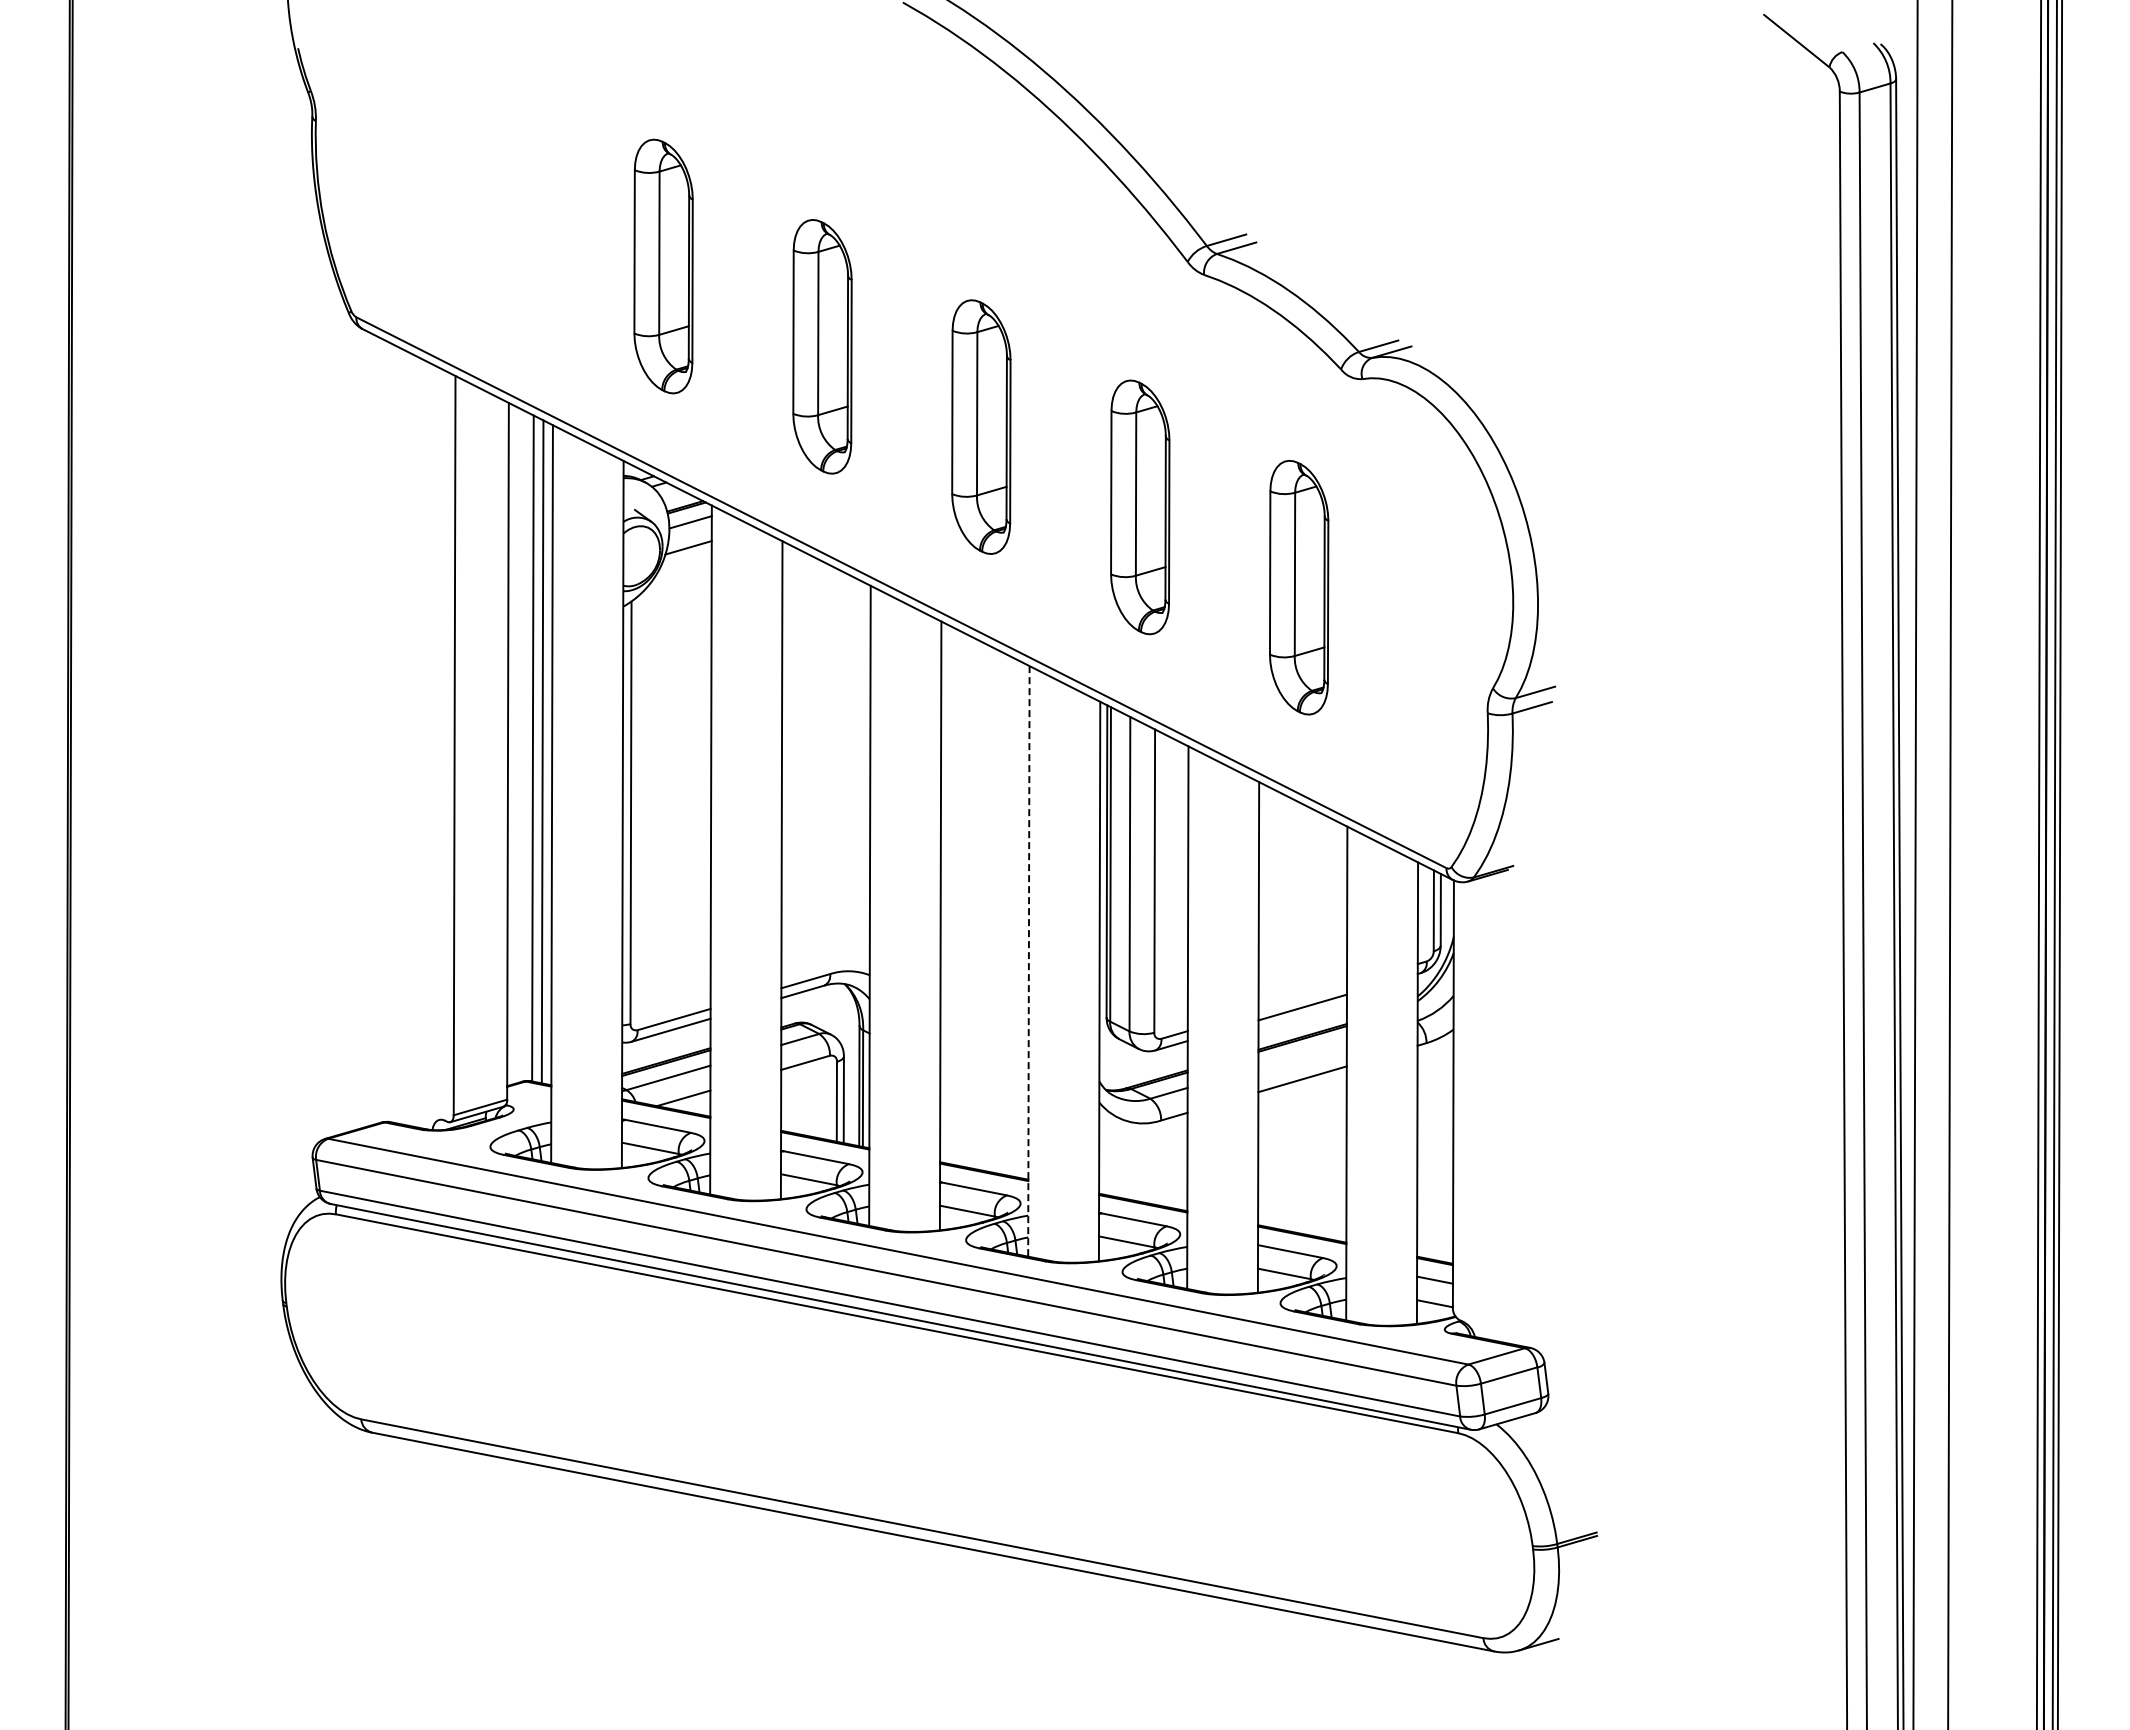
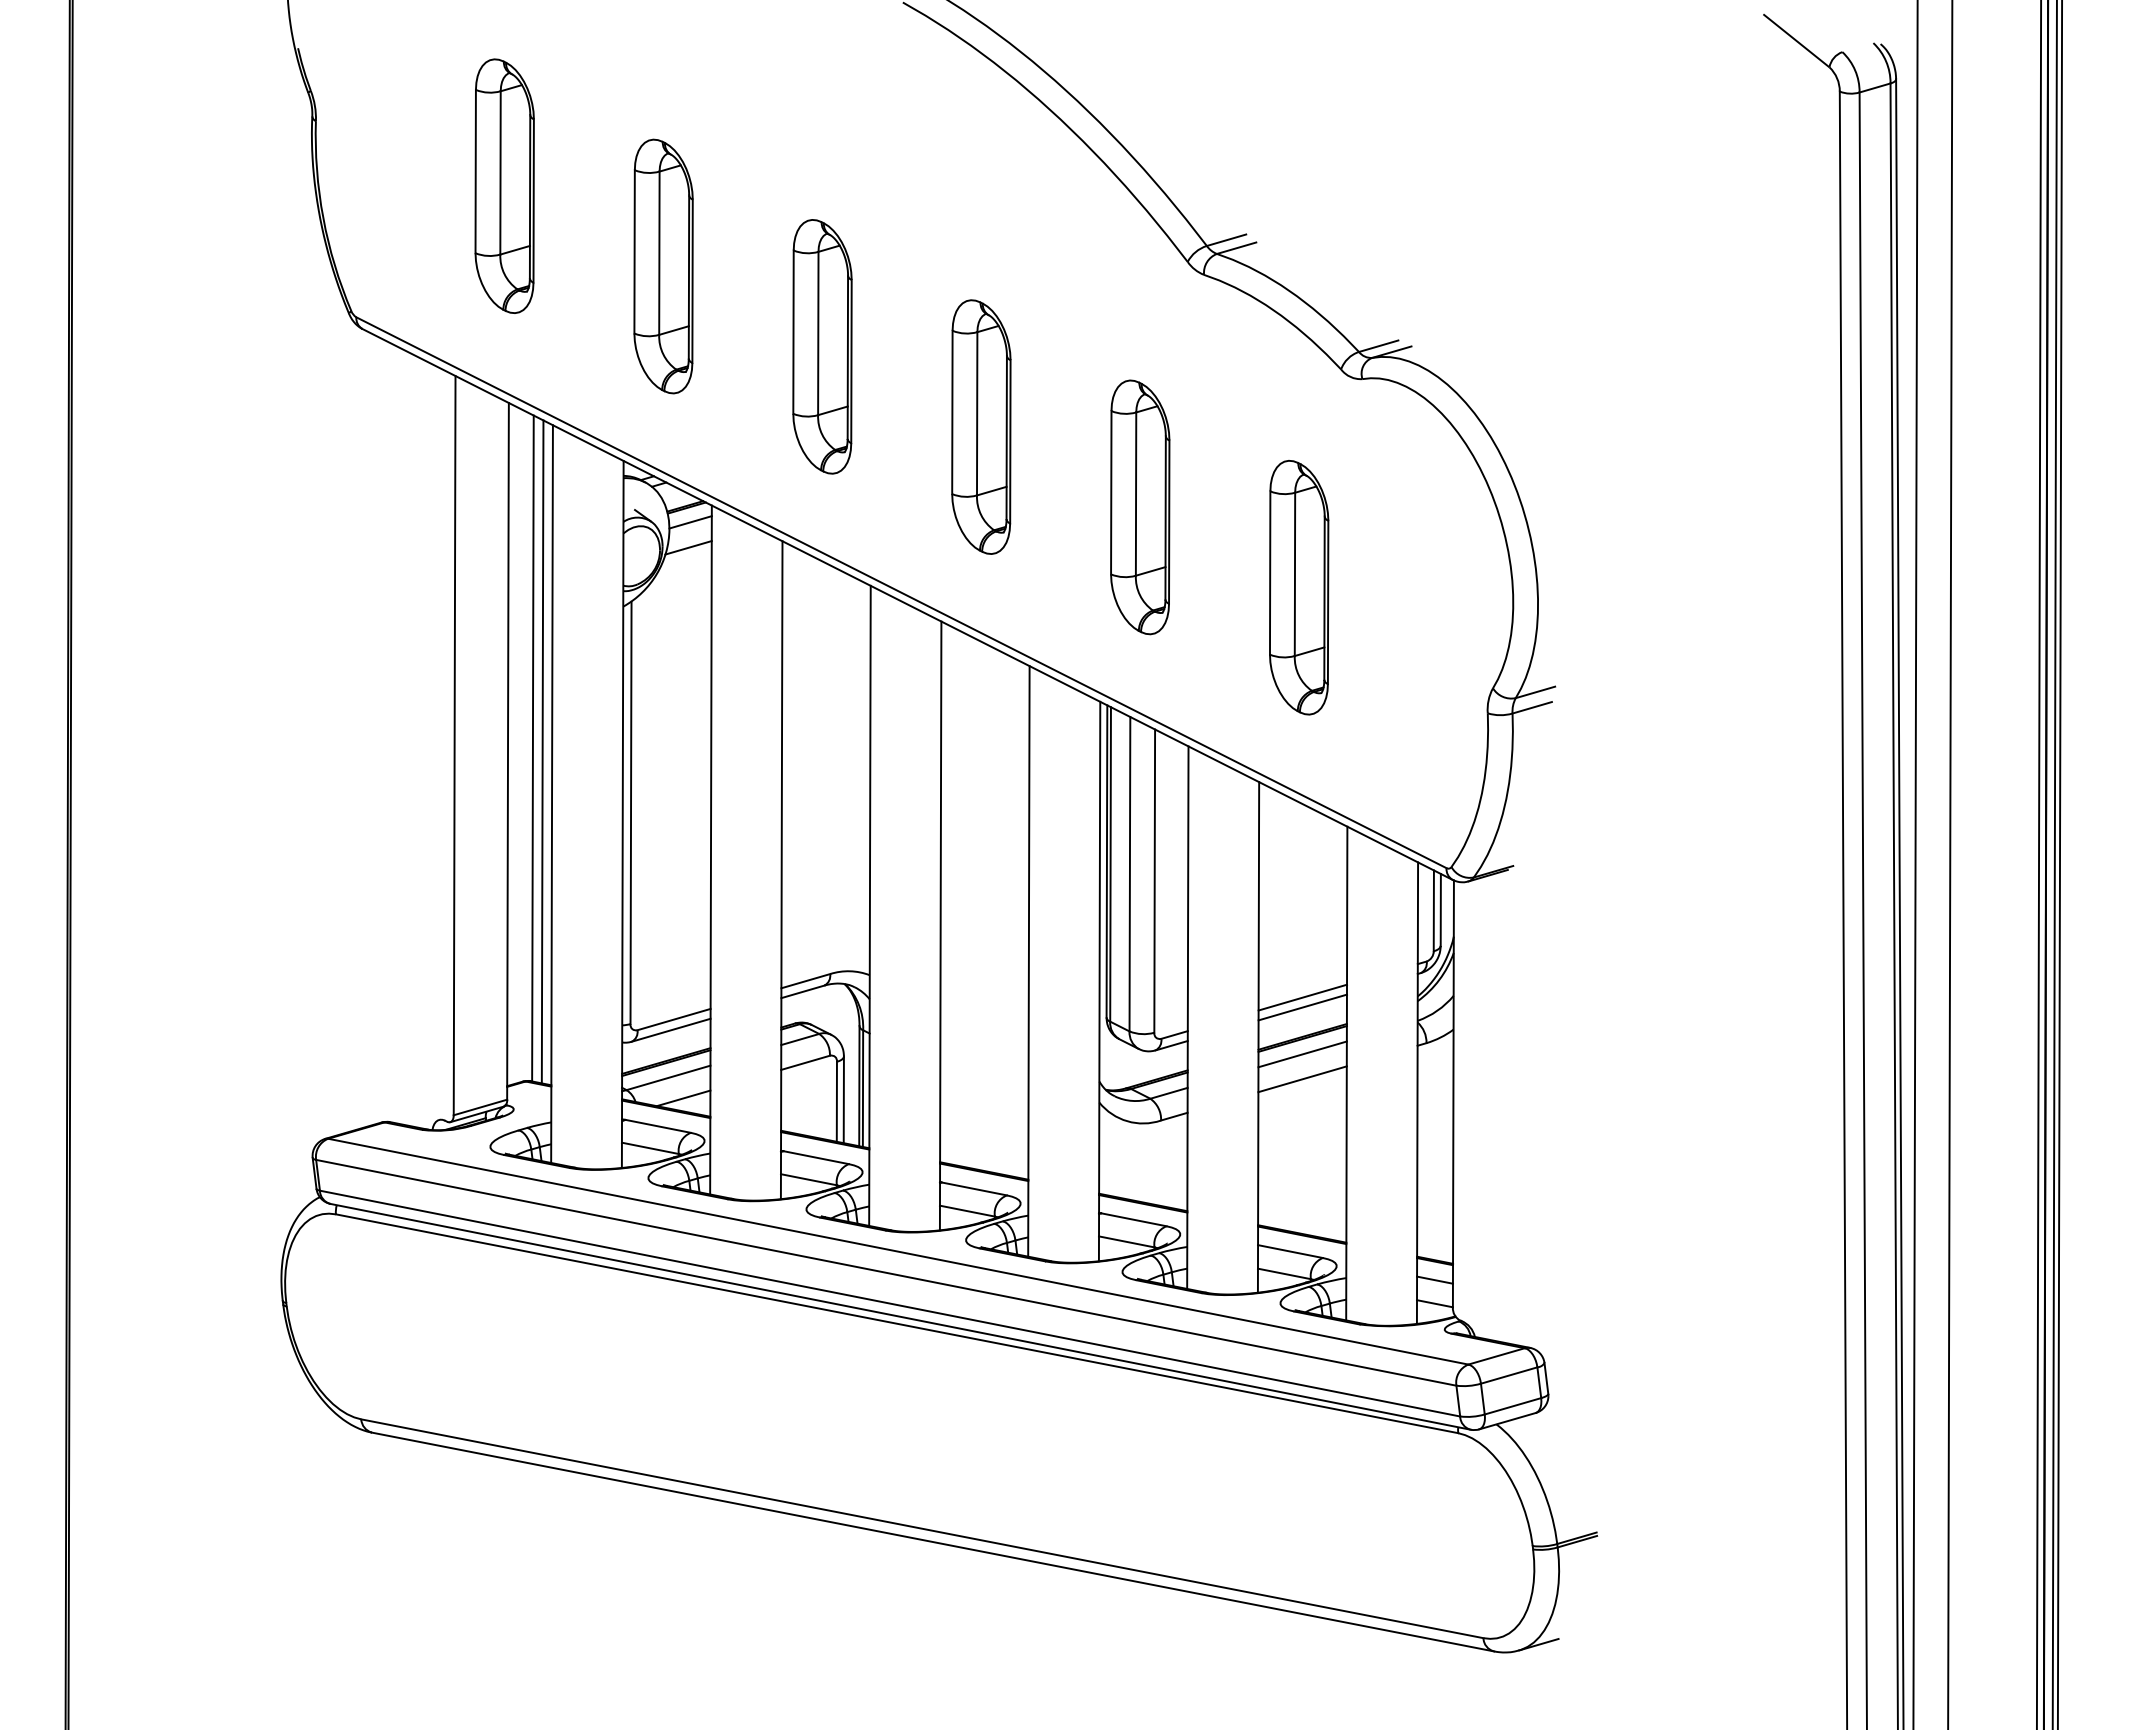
part: none -> present (504, 185)
line: dashed -> solid (1028, 961)
line: none -> present (1302, 997)
line: none -> present (1302, 1054)
